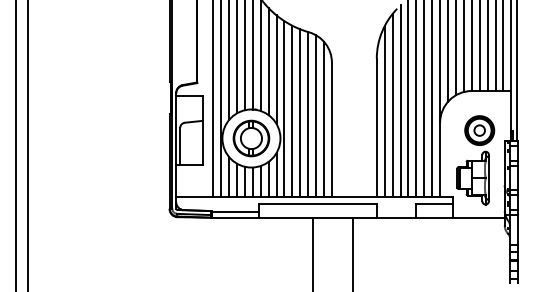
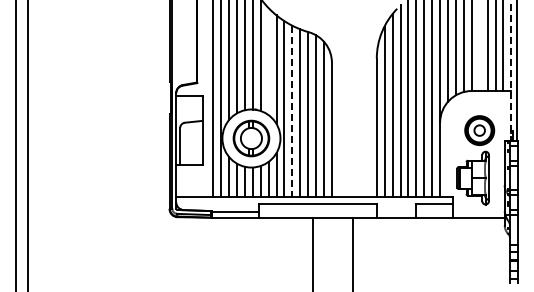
line: present -> none (479, 46)
line: present -> none (268, 61)
line: solid -> dashed (511, 71)
line: solid -> dashed (292, 111)
